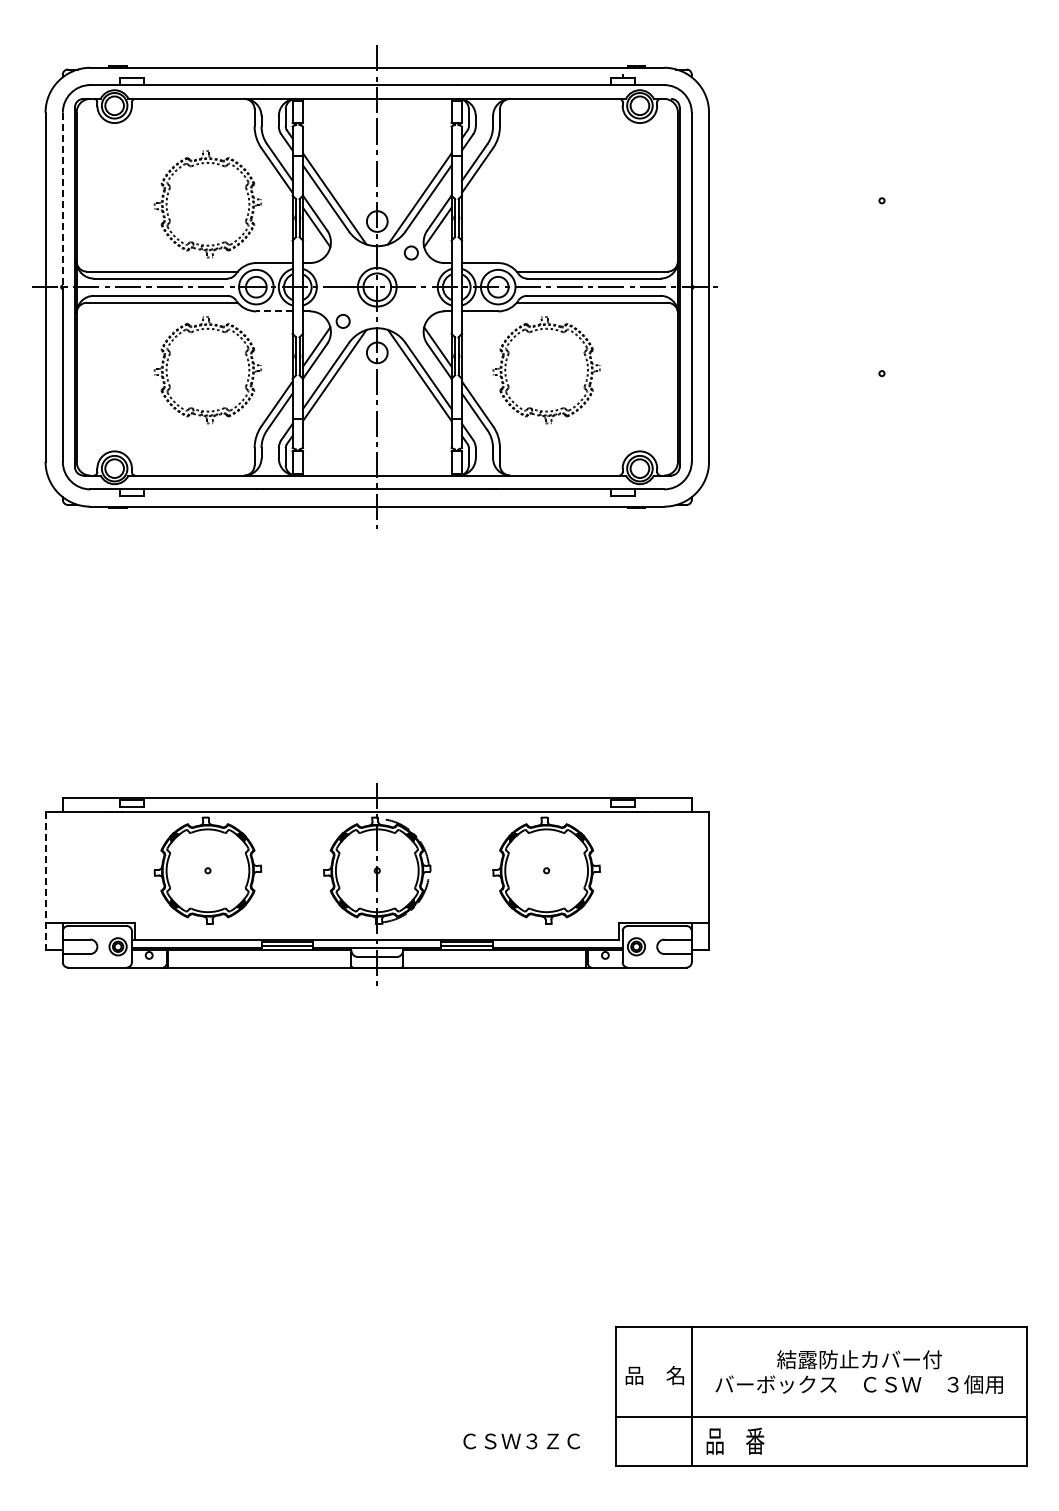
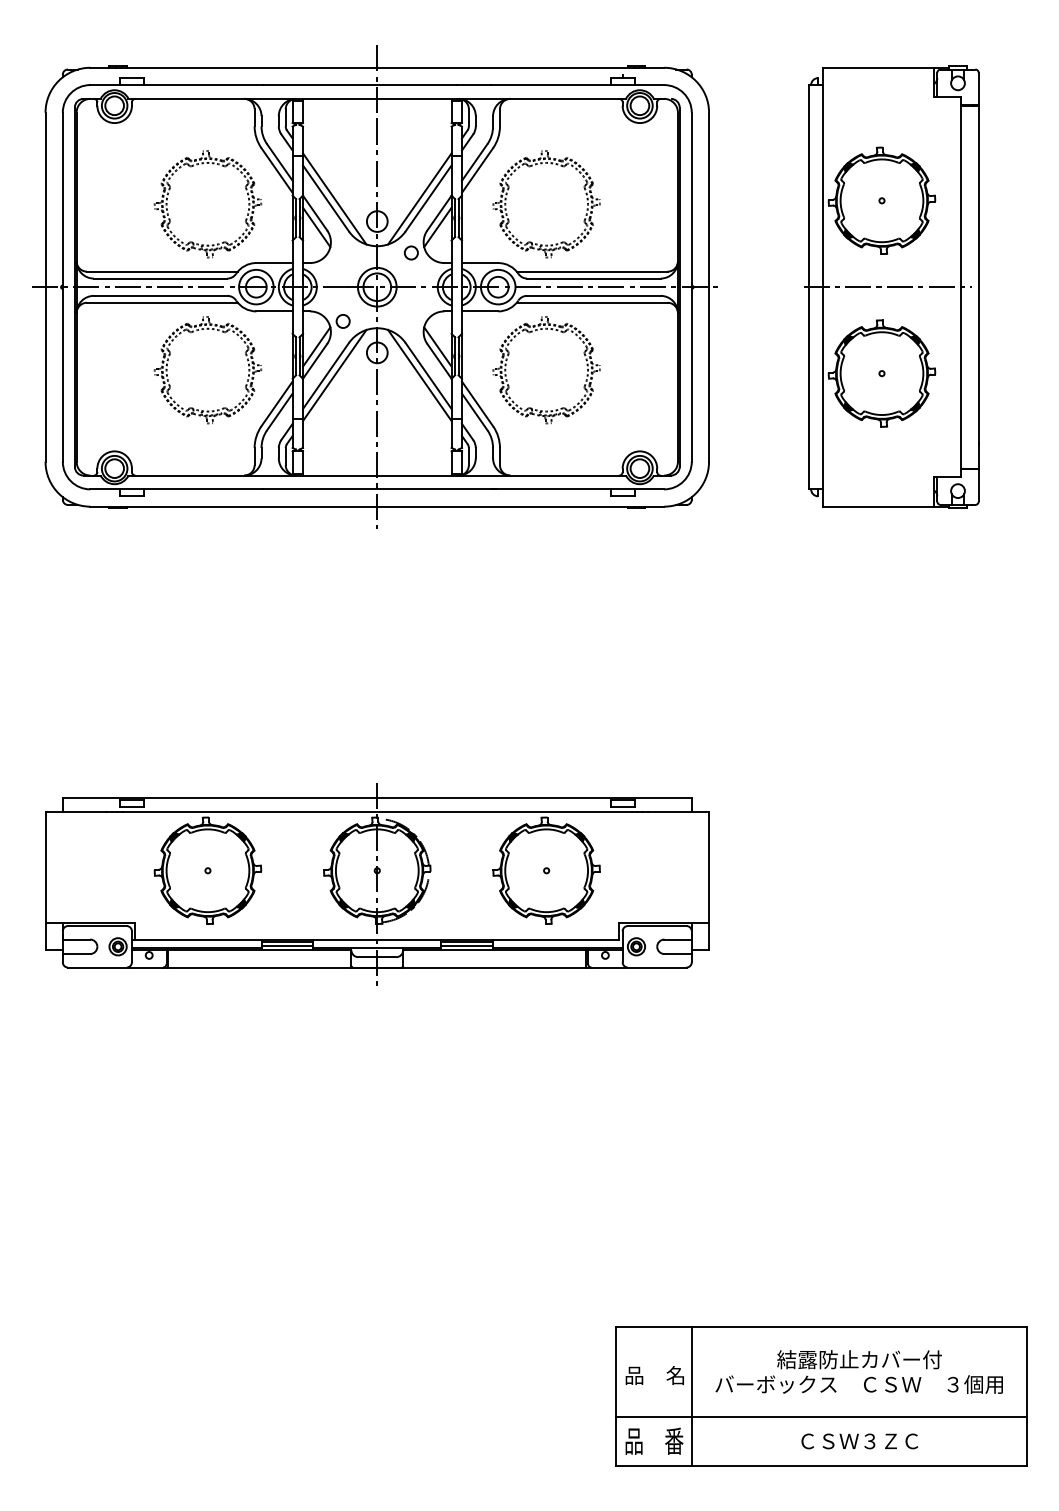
line: dashed -> solid (62, 200)
part: none -> present (509, 219)
part: none -> present (891, 286)
line: dashed -> solid (274, 311)
line: dashed -> solid (45, 881)
text position: (735, 1440) -> (654, 1440) (654, 1440)
text position: (521, 1441) -> (859, 1441) (859, 1441)
